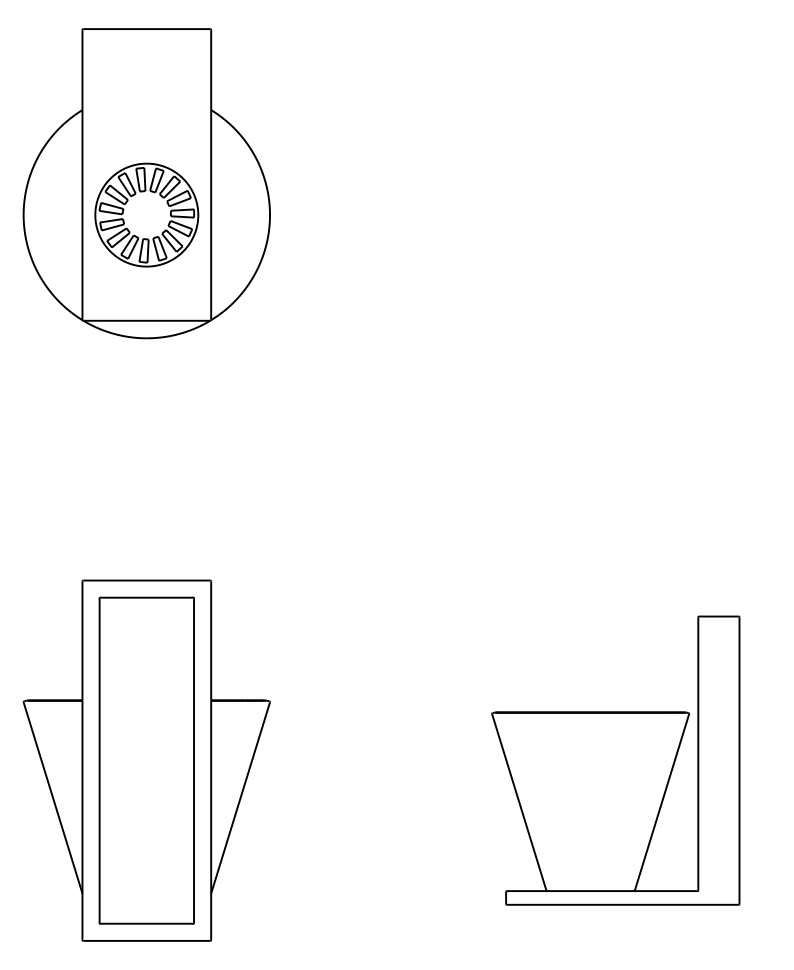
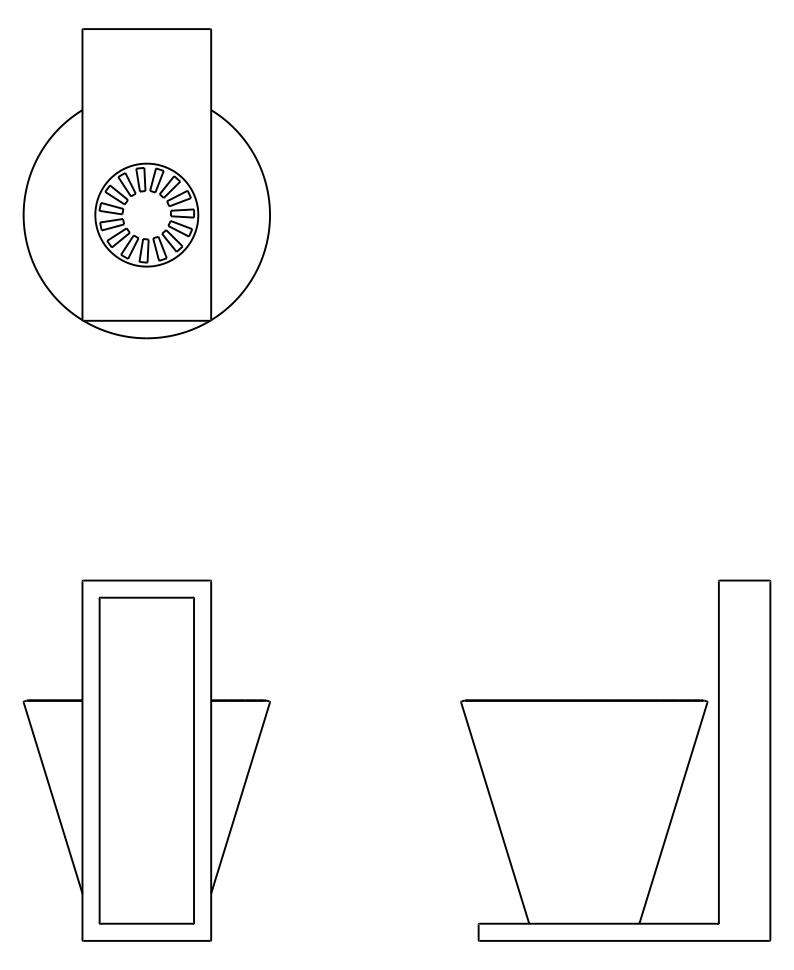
part size: 250x291 px -> 312x363 px (615, 760)
